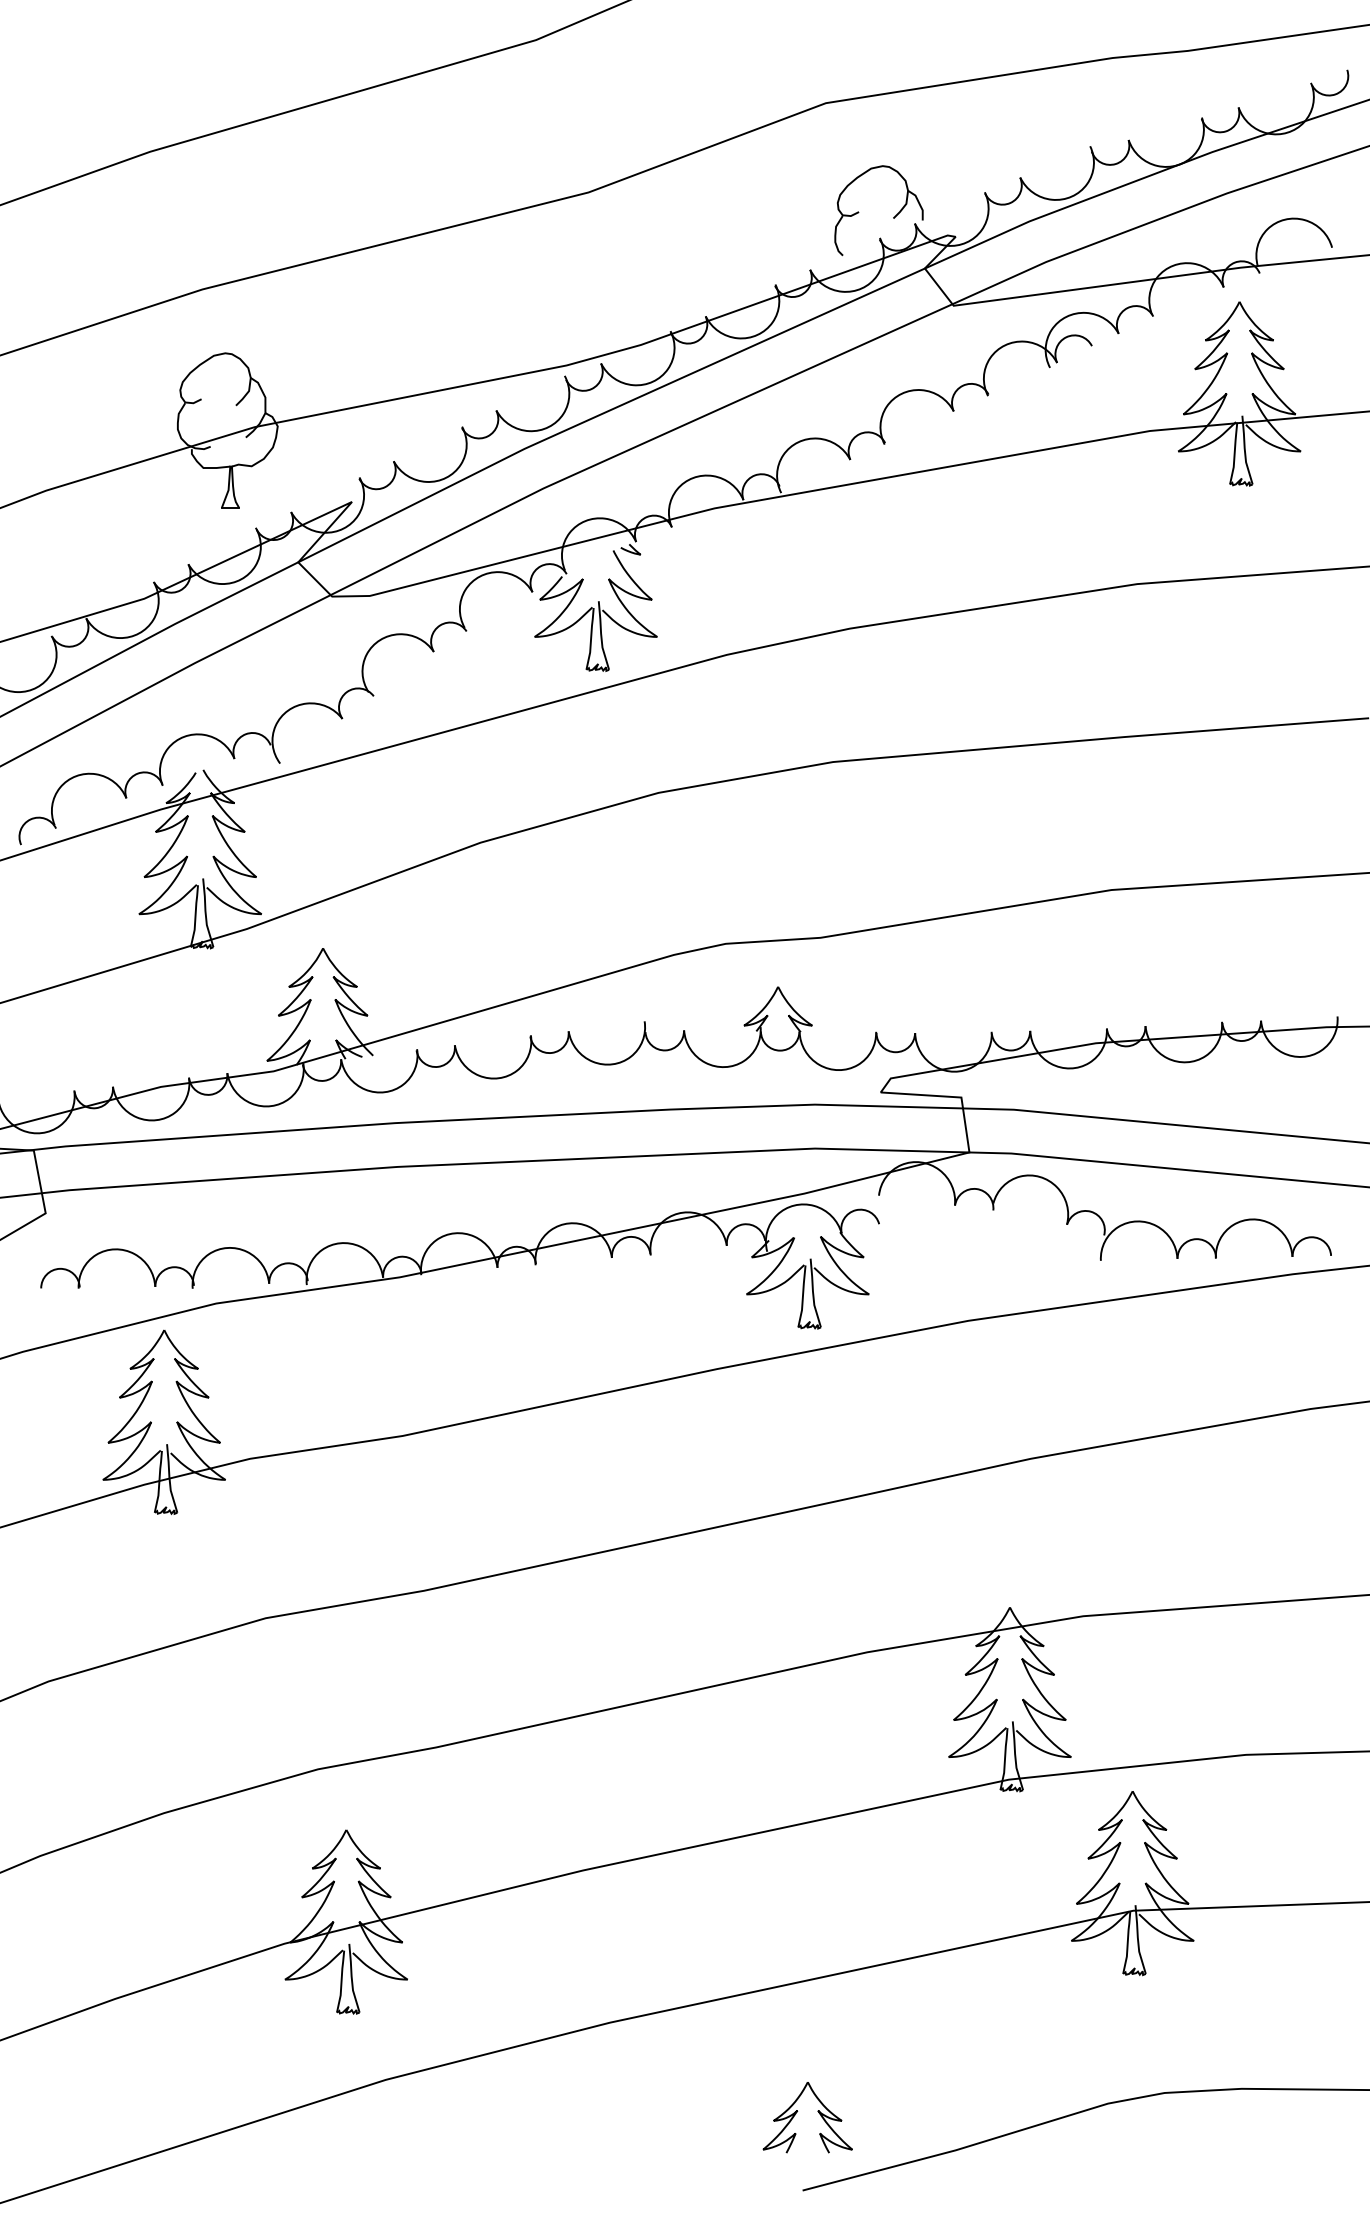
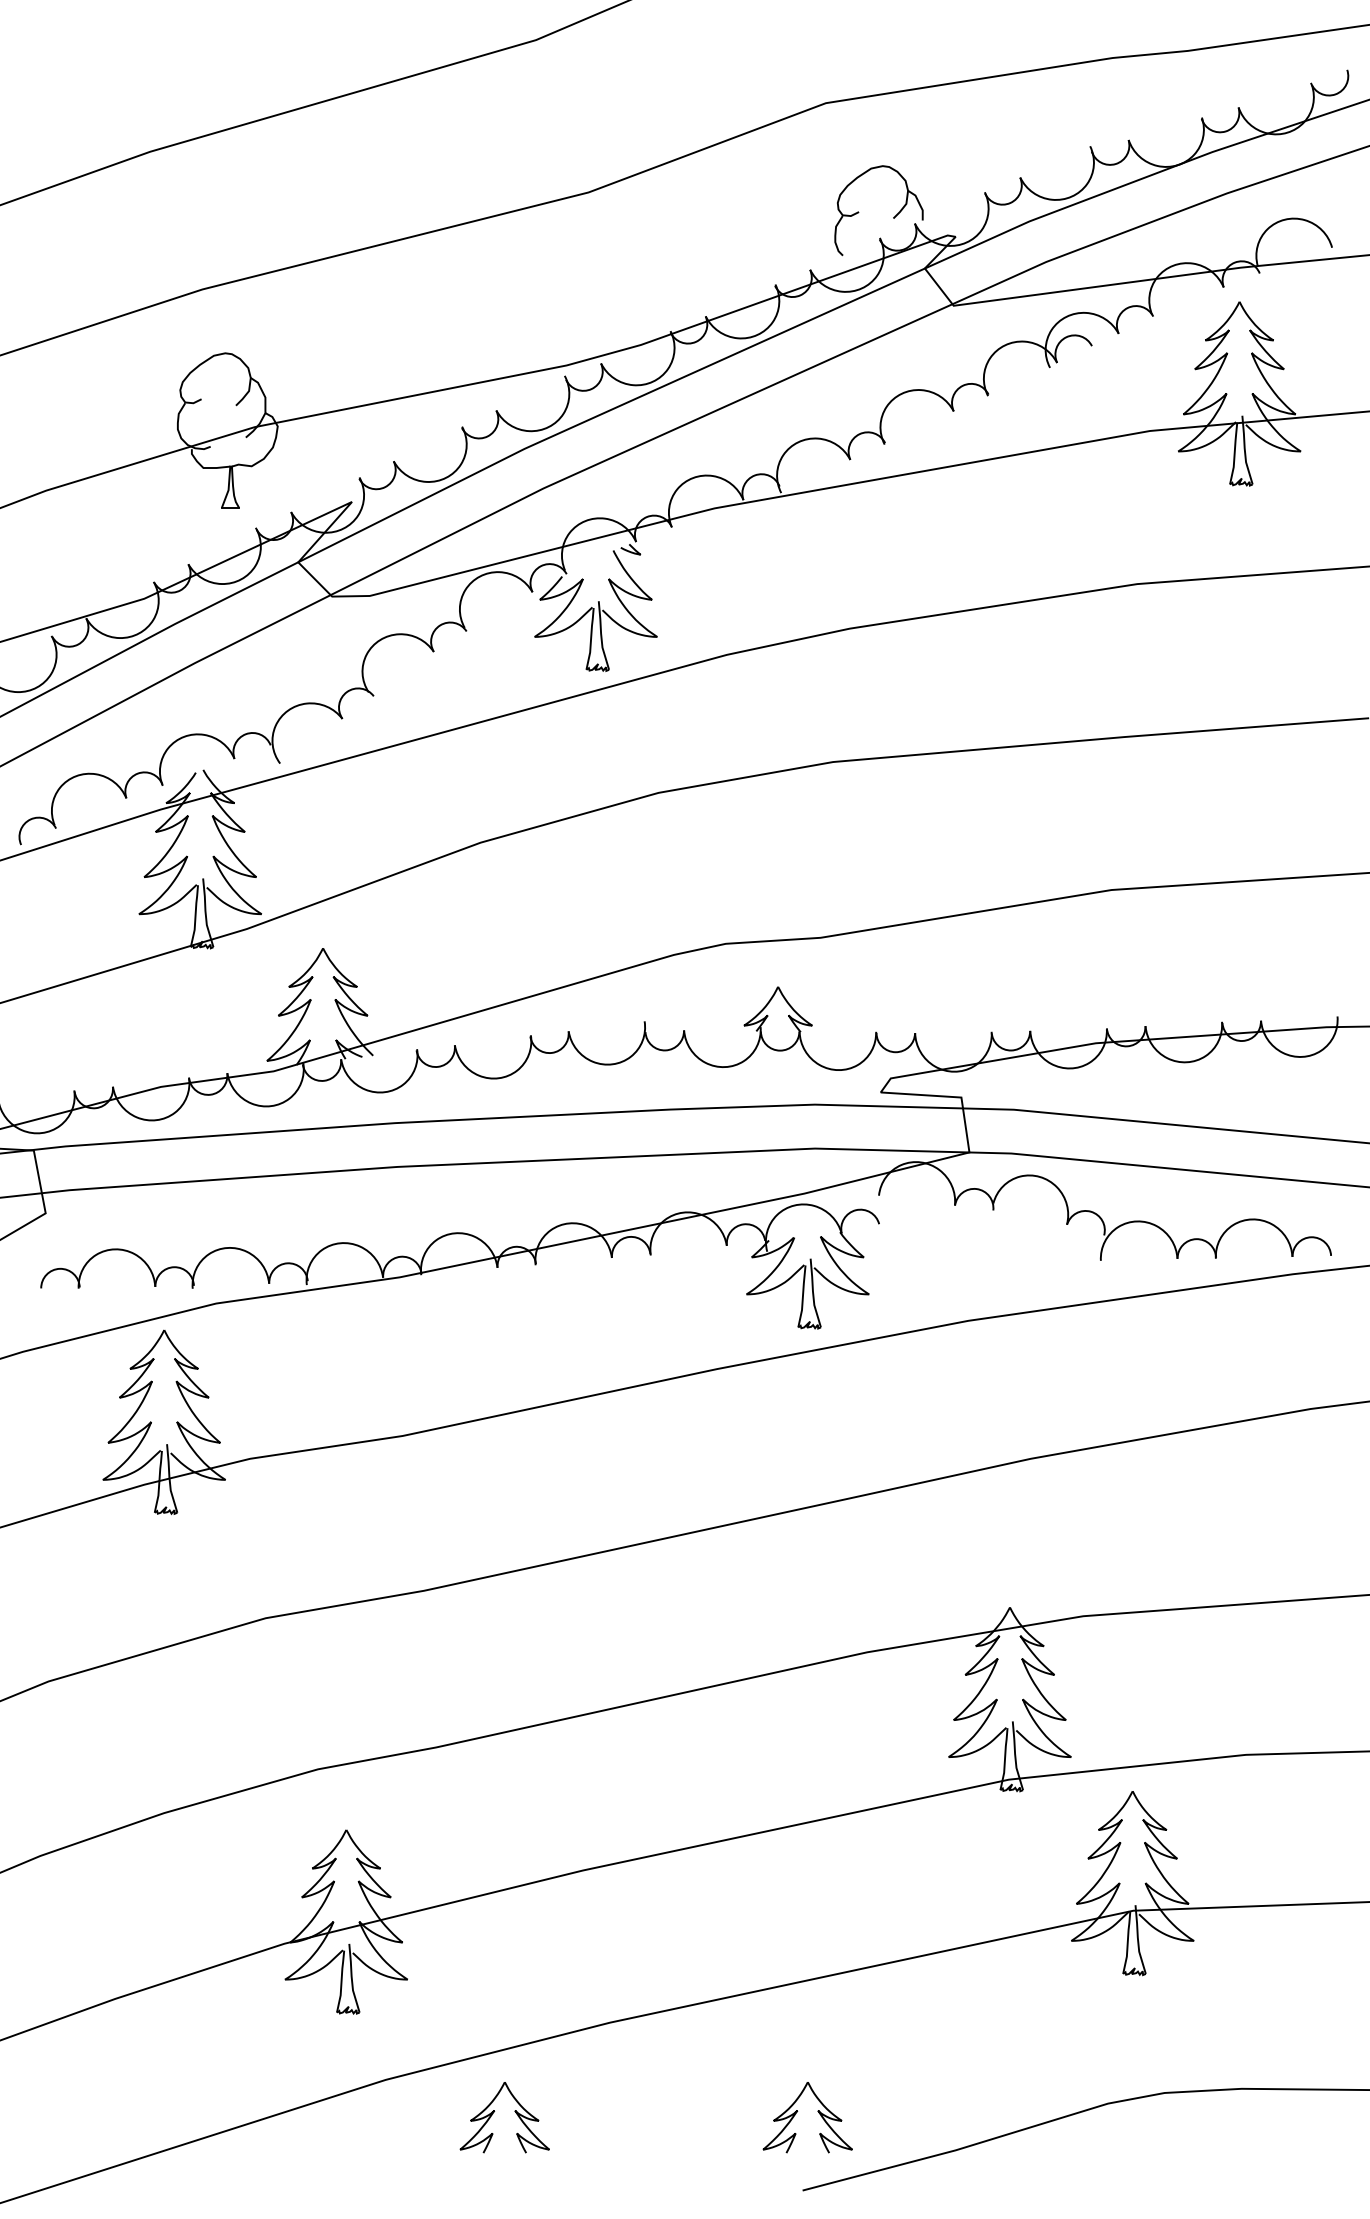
part: none -> present (495, 2111)
